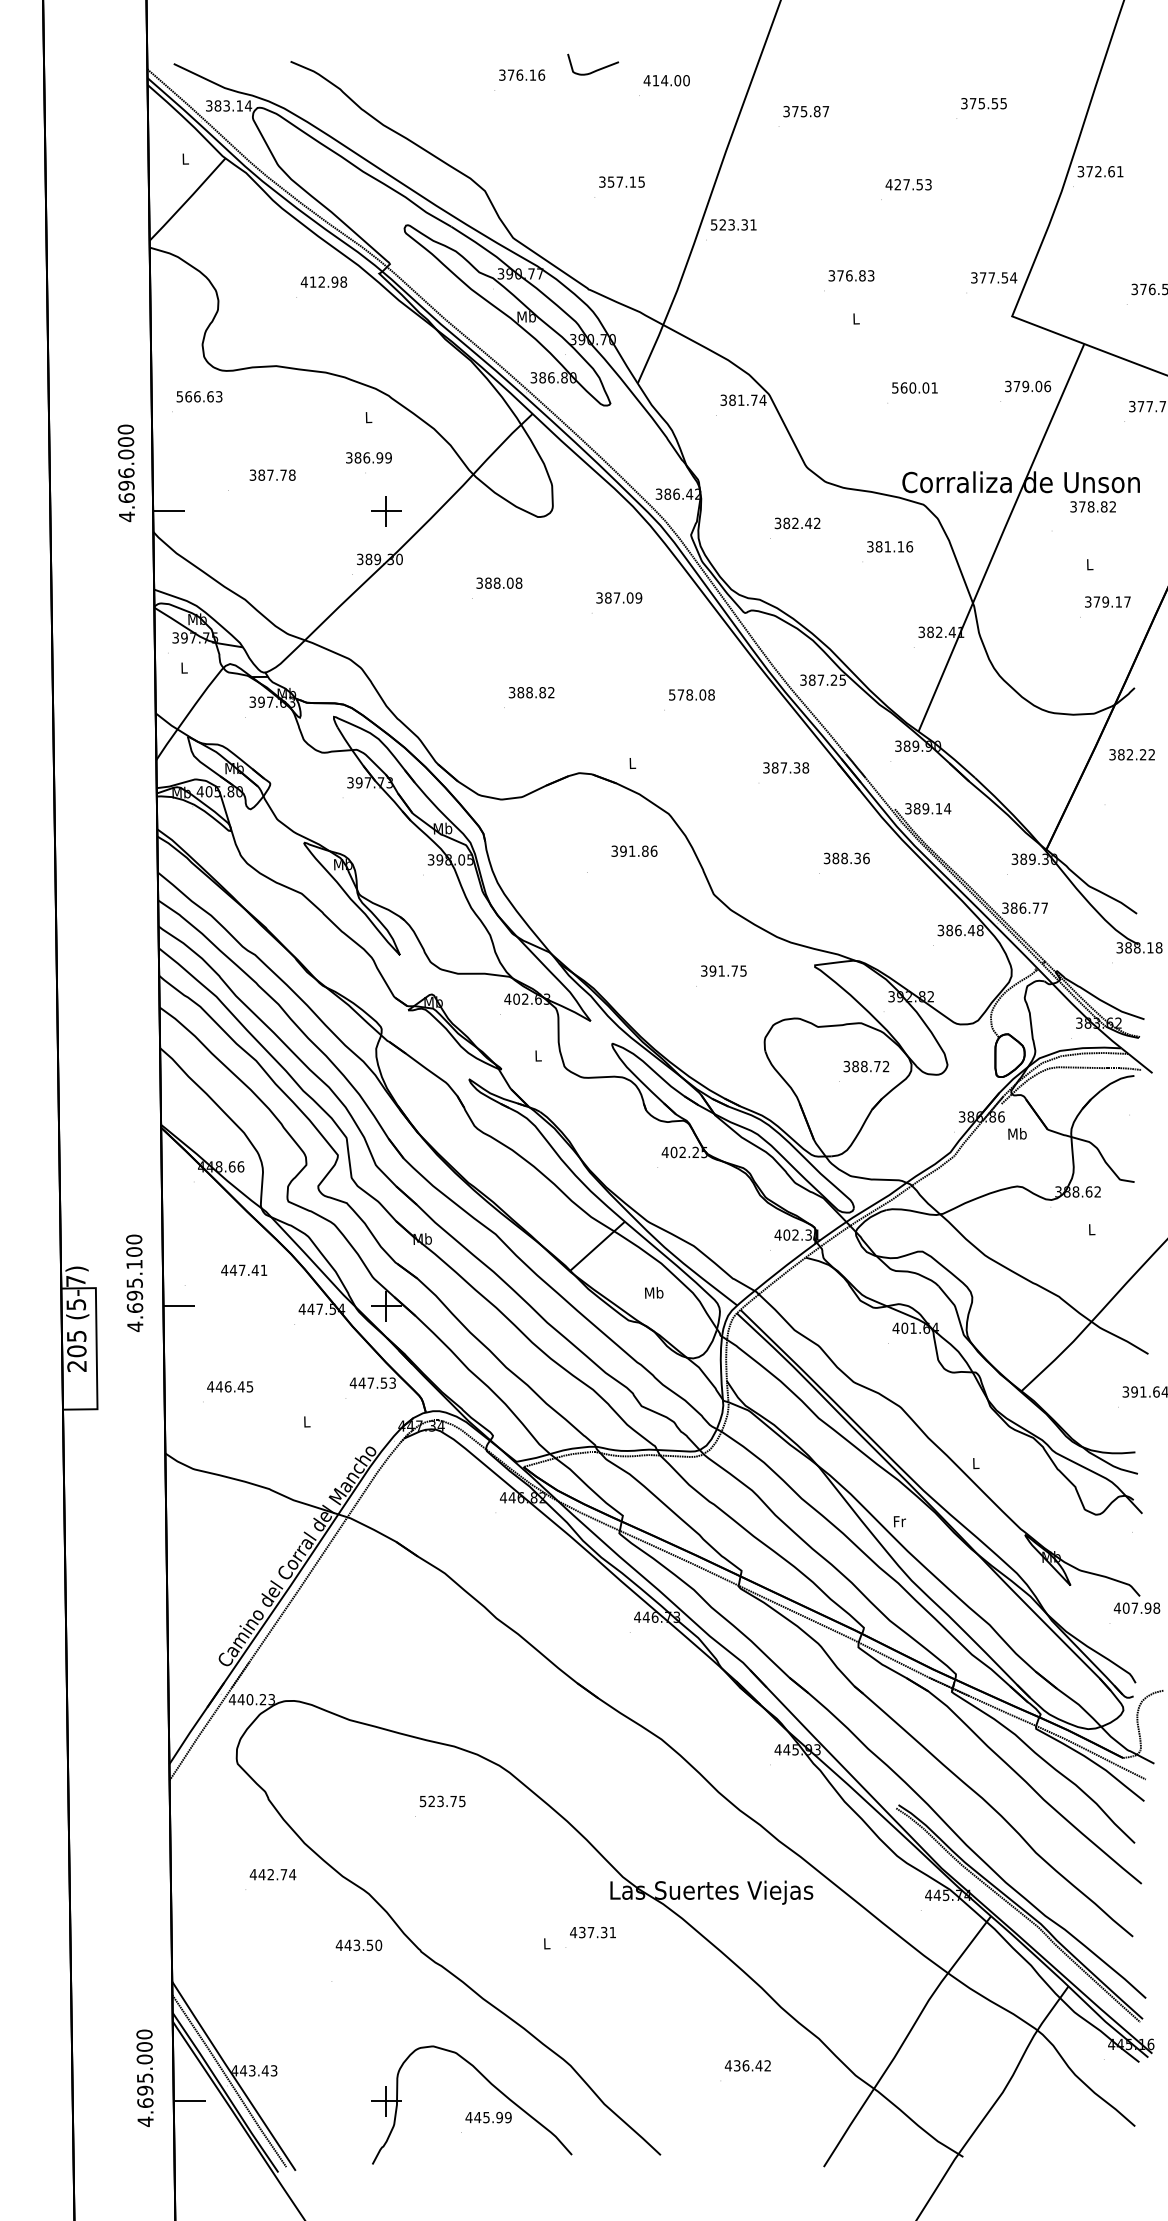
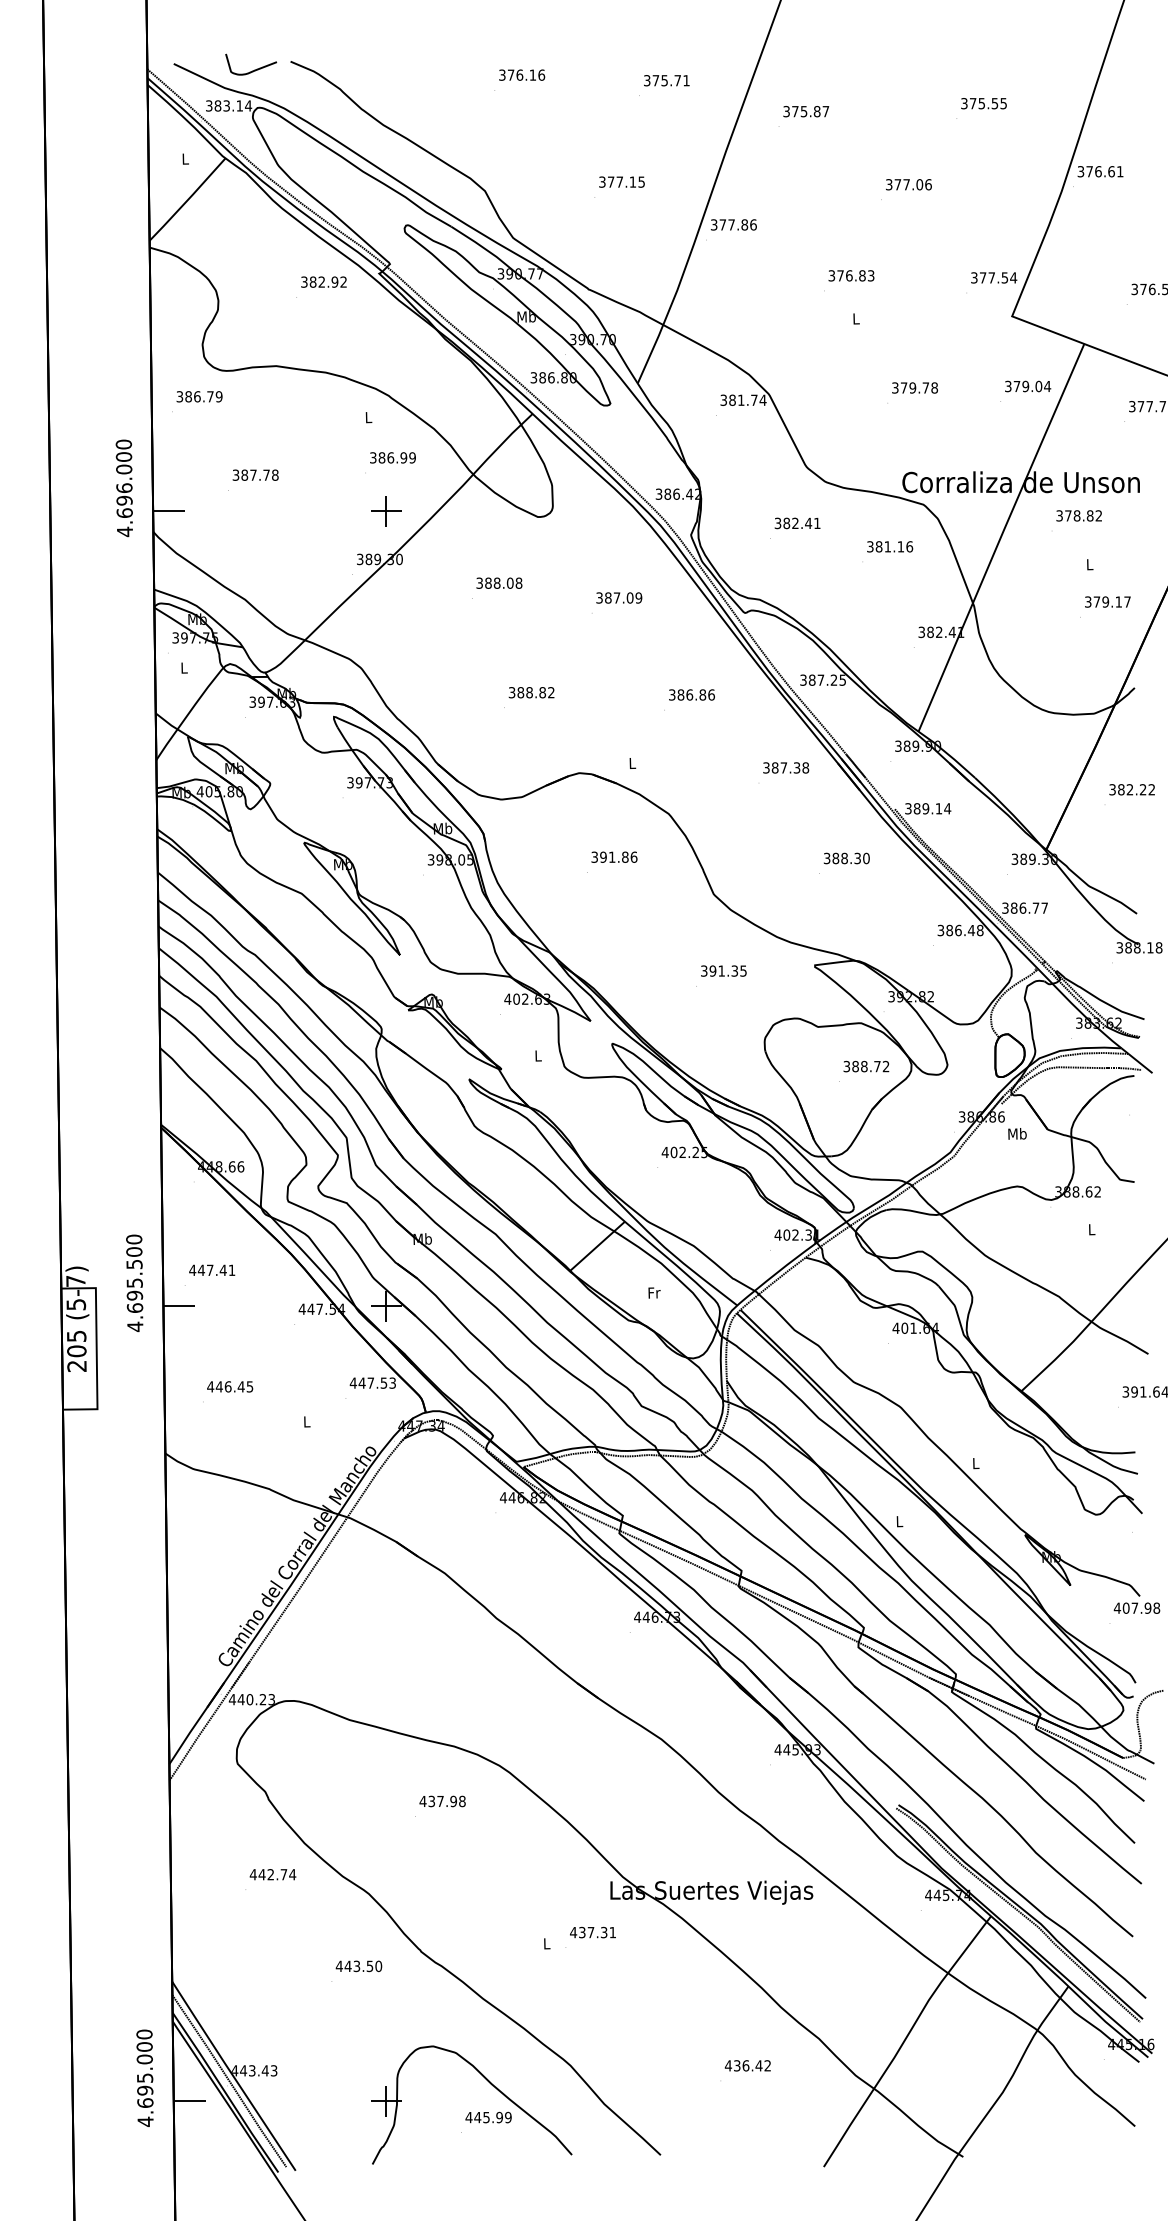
curve position: (596, 69) -> (254, 69) (254, 69)
text: 414.00 -> 375.71 (666, 80)
text: 372.61 -> 376.61 (1098, 171)
text: 357.15 -> 377.15 (610, 181)
text: 427.53 -> 377.06 (908, 184)
text: 523.31 -> 377.86 (733, 224)
text: 412.98 -> 382.92 (323, 281)
text: 379.06 -> 379.04 (1047, 386)
text: 560.01 -> 379.78 (915, 387)
text: 566.63 -> 386.79 (199, 396)
text position: (368, 457) -> (392, 457) (392, 457)
text position: (125, 473) -> (123, 488) (123, 488)
text position: (272, 474) -> (255, 474) (255, 474)
text position: (1092, 506) -> (1078, 515) (1078, 515)
text: 382.42 -> 382.41 (817, 522)
text: 578.08 -> 386.86 (691, 694)
text position: (1131, 754) -> (1131, 789) (1131, 789)
text position: (634, 850) -> (614, 856) (614, 856)
text: 388.36 -> 388.30 (866, 857)
text: 391.75 -> 391.35 (734, 970)
text: 4.695.100 -> 4.695.500 (134, 1264)
text position: (244, 1269) -> (212, 1269) (212, 1269)
text: Mb -> Fr (654, 1292)
text: Fr -> L (899, 1521)
text: 523.75 -> 437.98 (442, 1801)
text position: (358, 1945) -> (358, 1966) (358, 1966)
